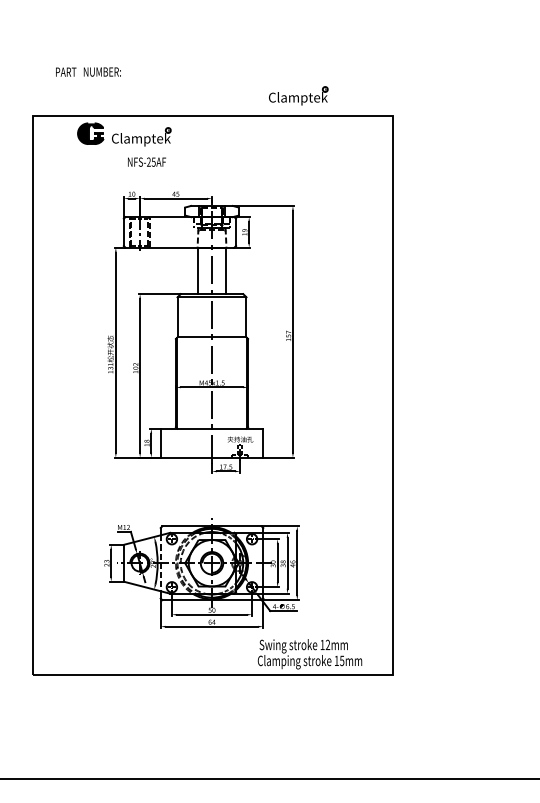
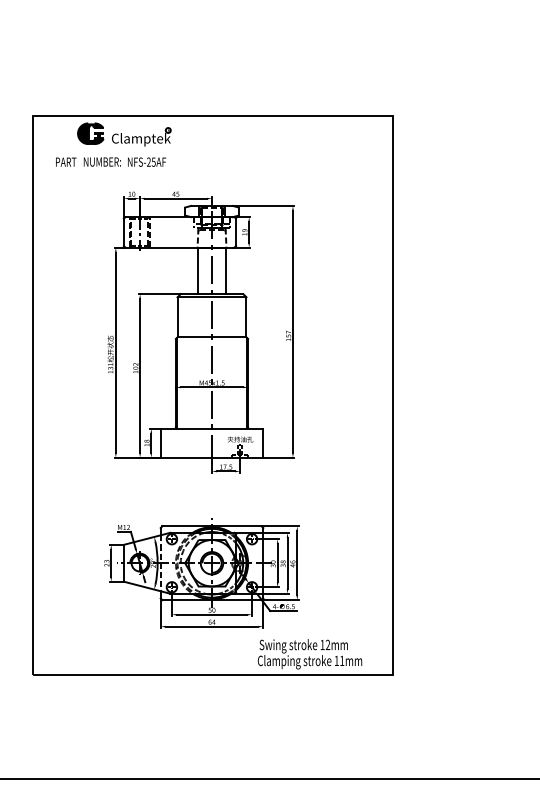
text position: (88, 71) -> (88, 161) (88, 161)
part: present -> none (298, 95)
text: 15mm -> 11mm (342, 660)
